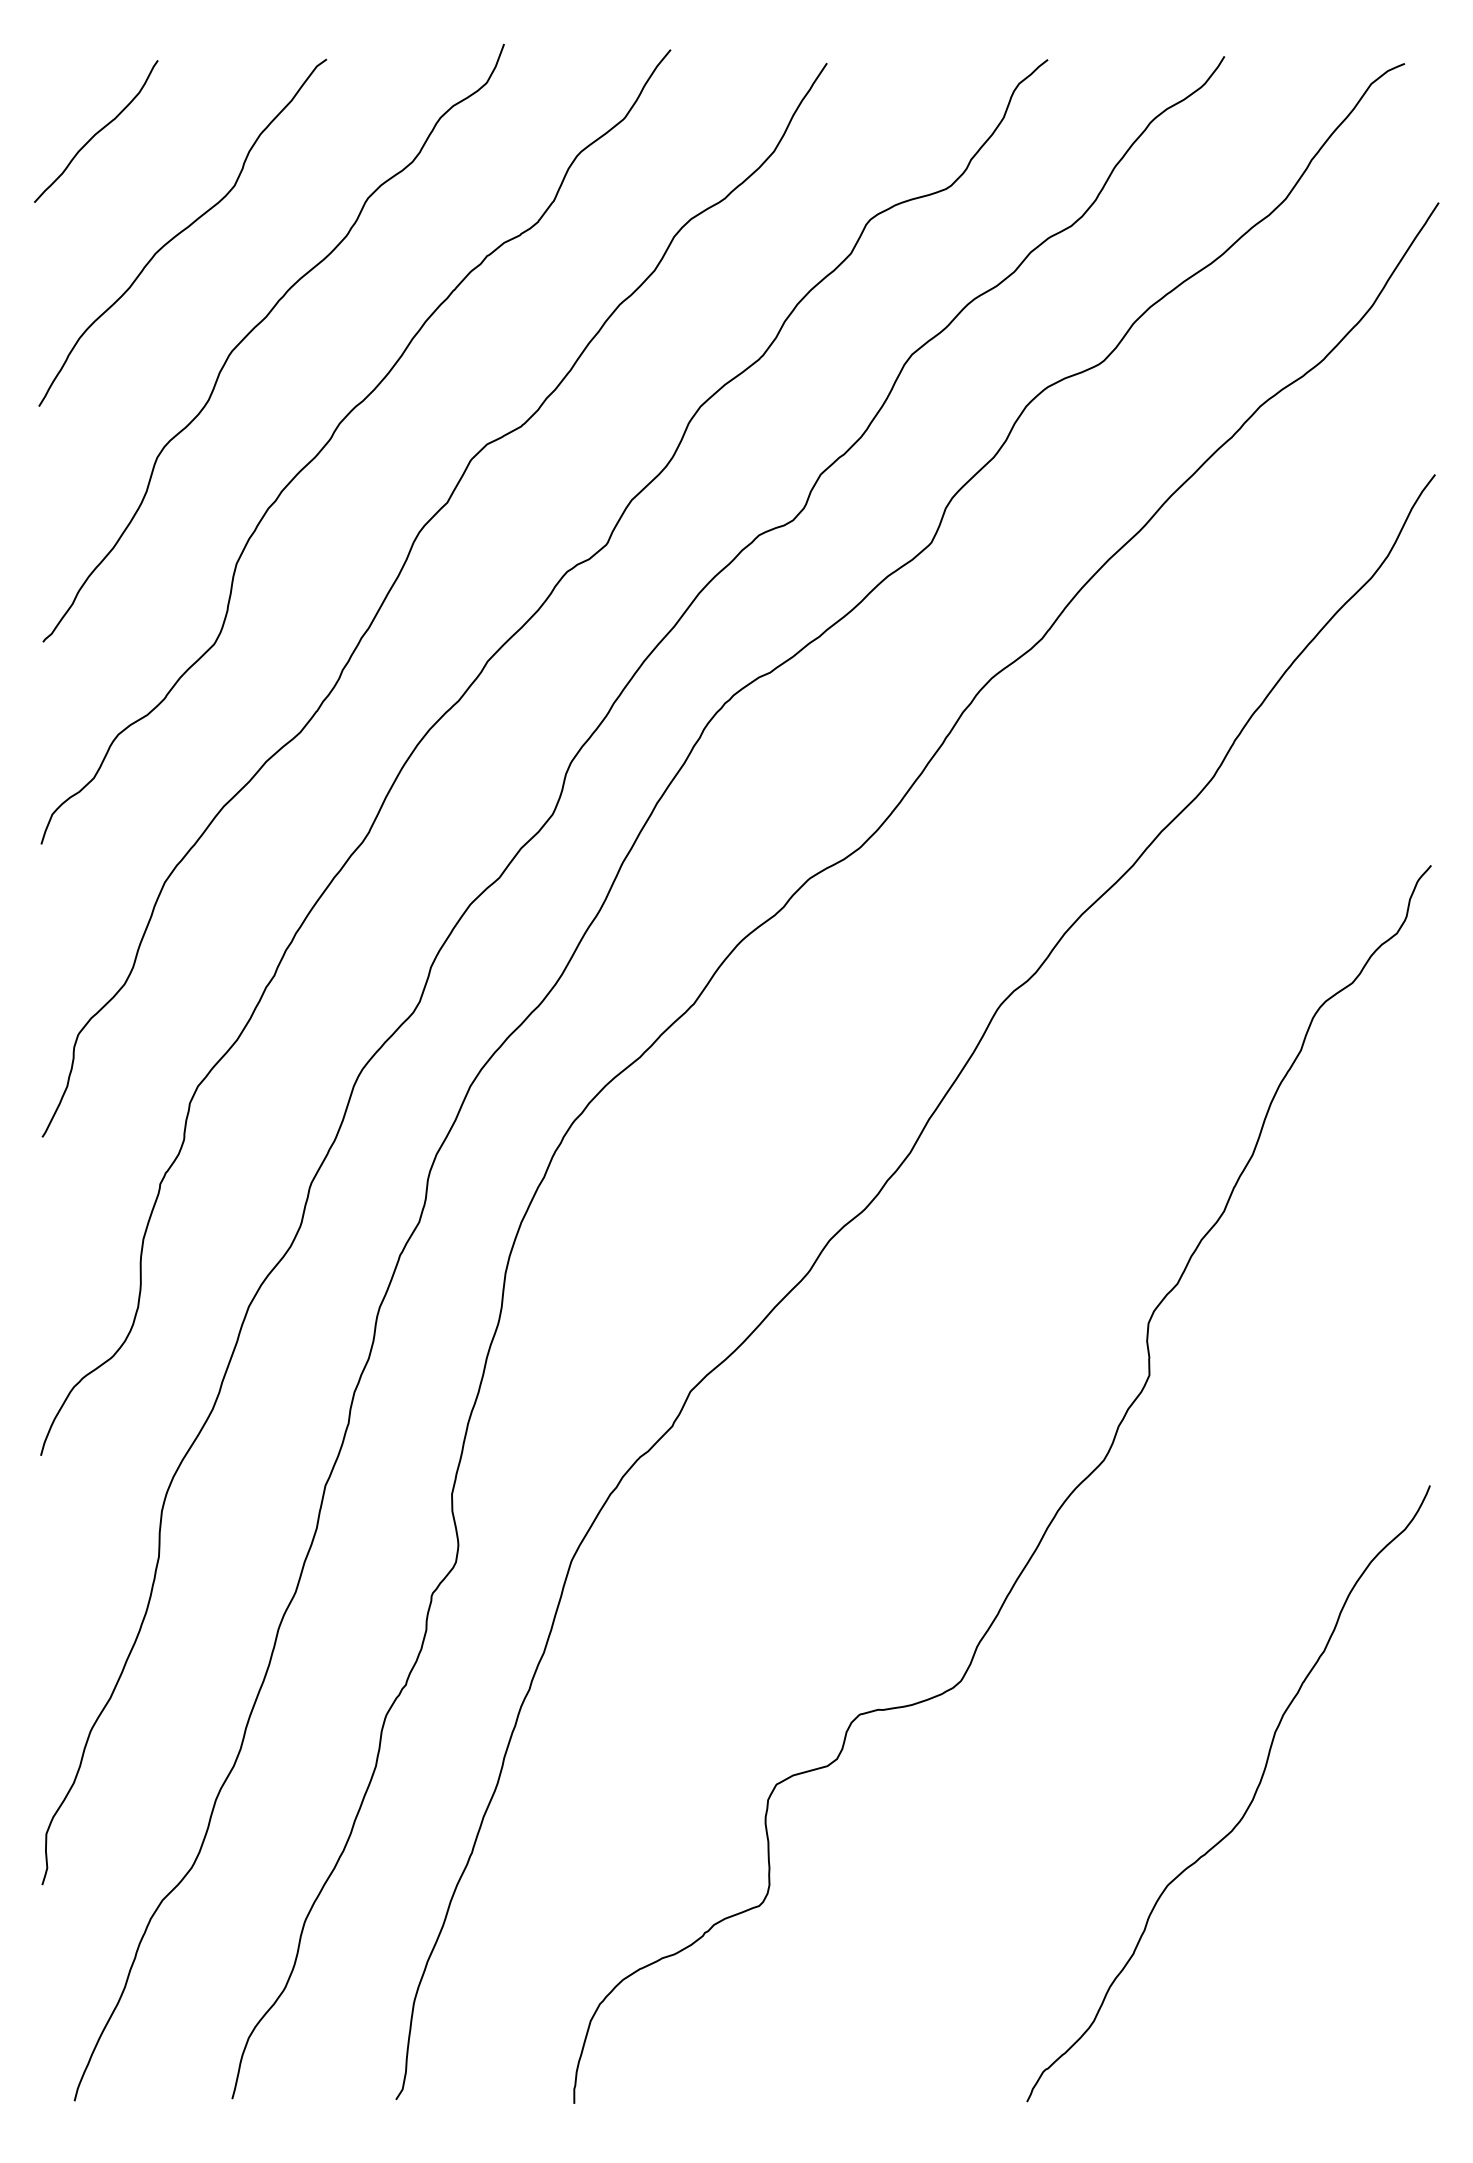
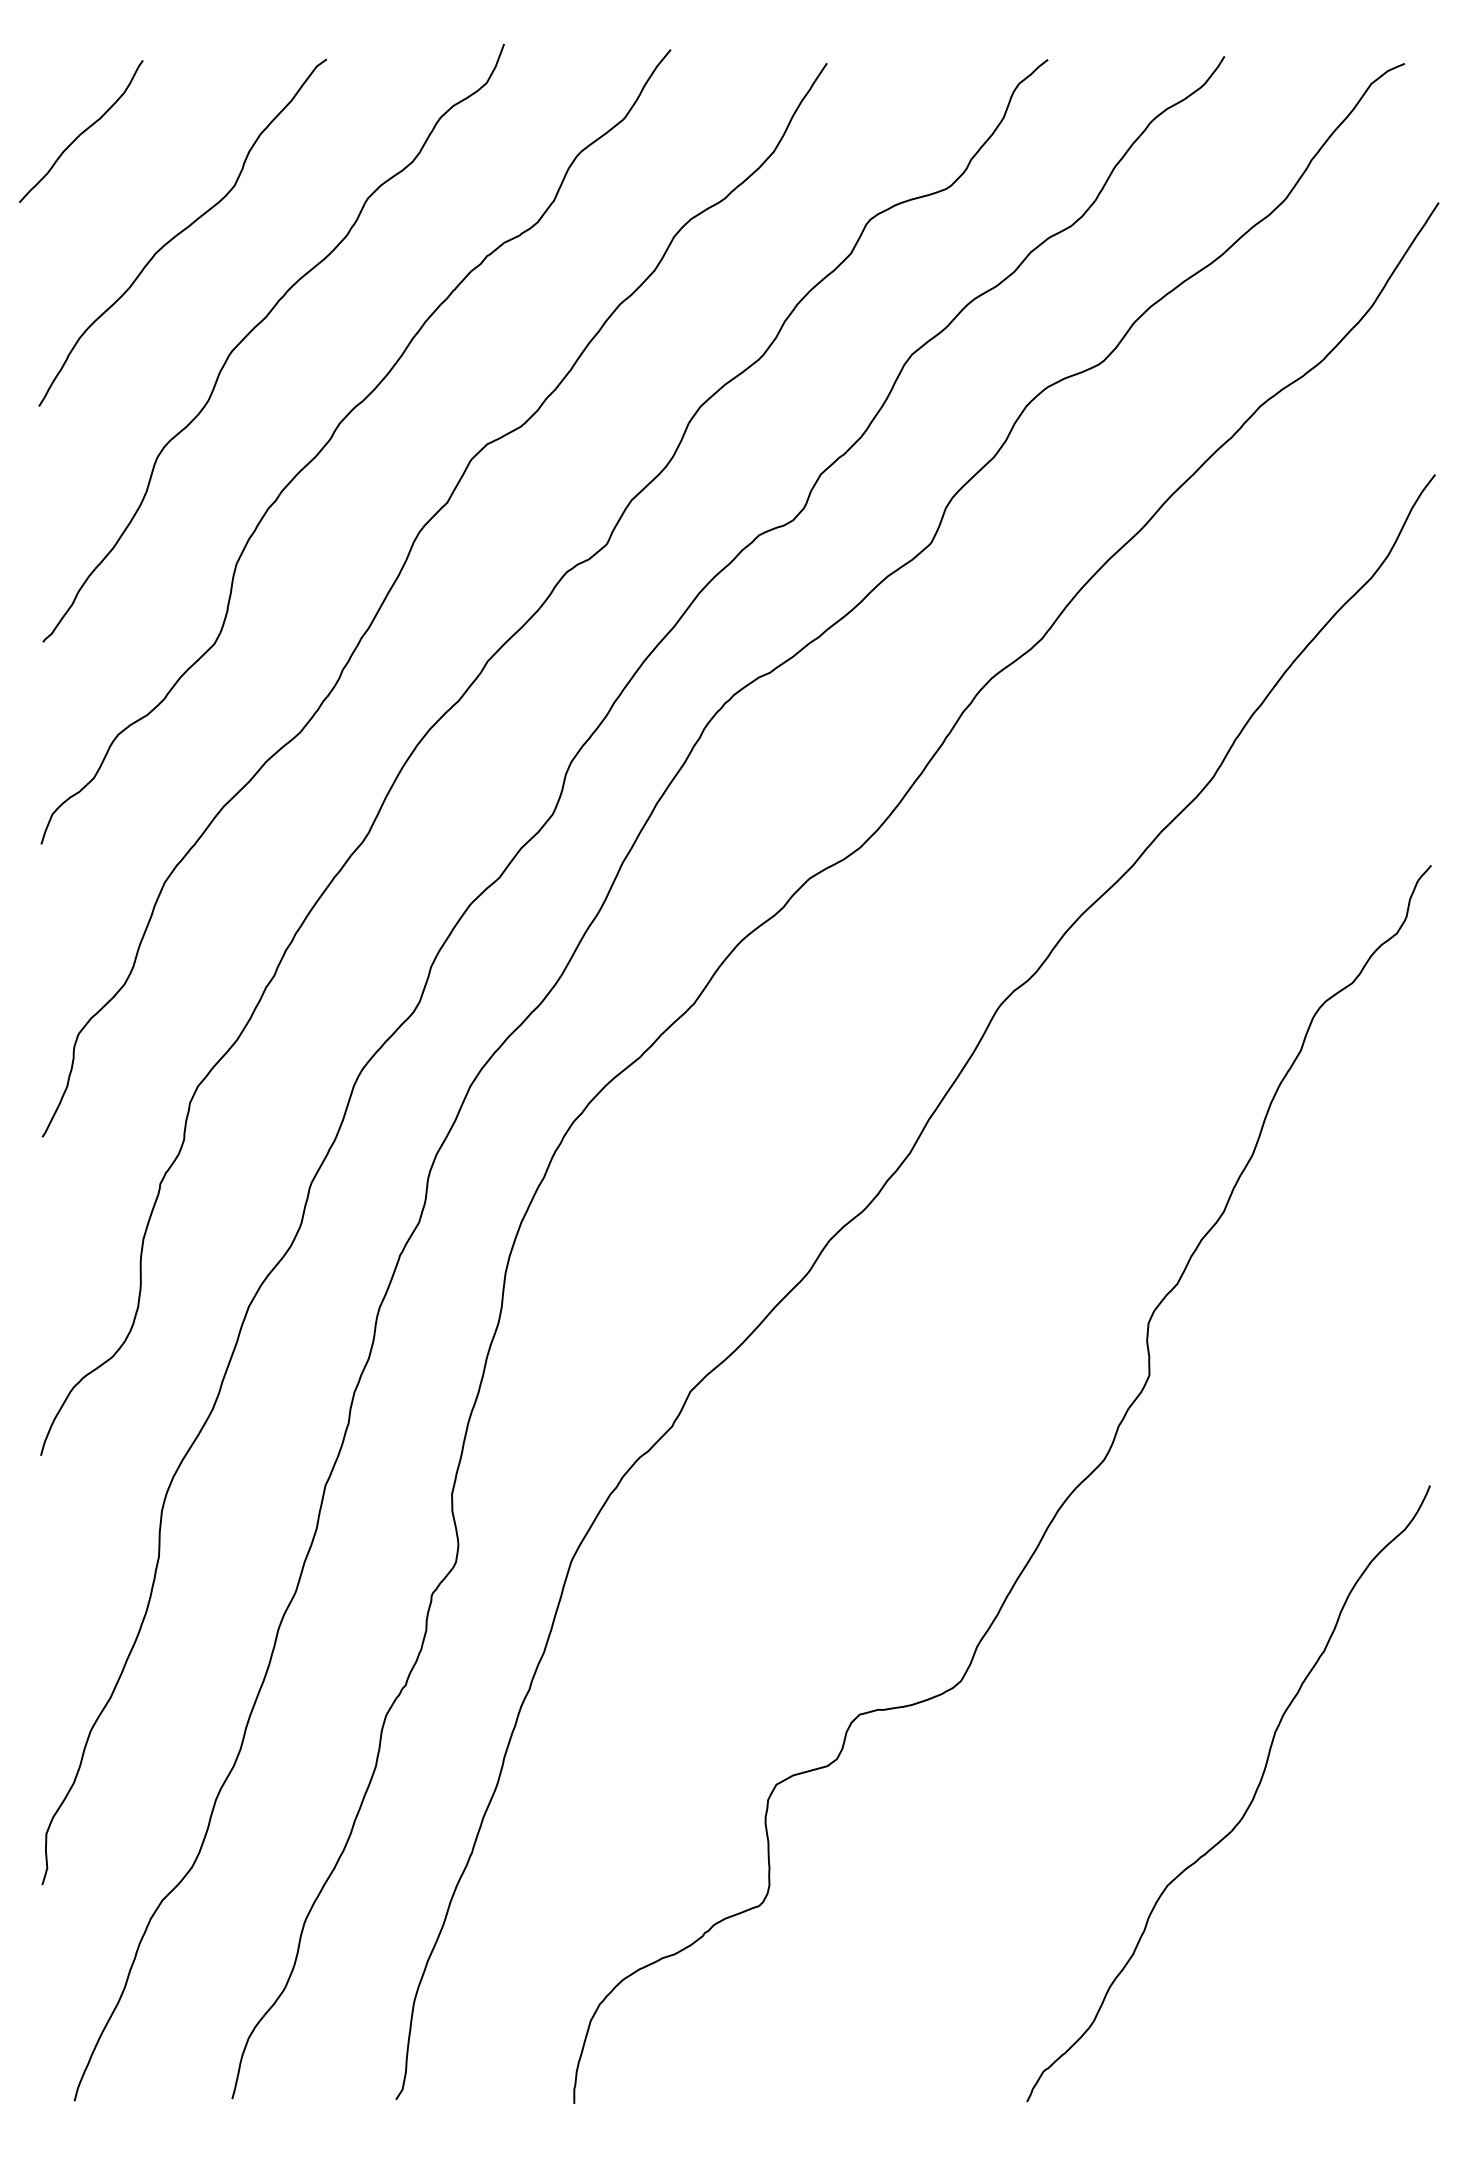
curve position: (97, 131) -> (82, 131) (82, 131)
